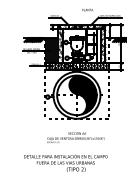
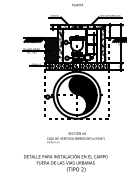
text position: (87, 10) -> (77, 5) (77, 5)
